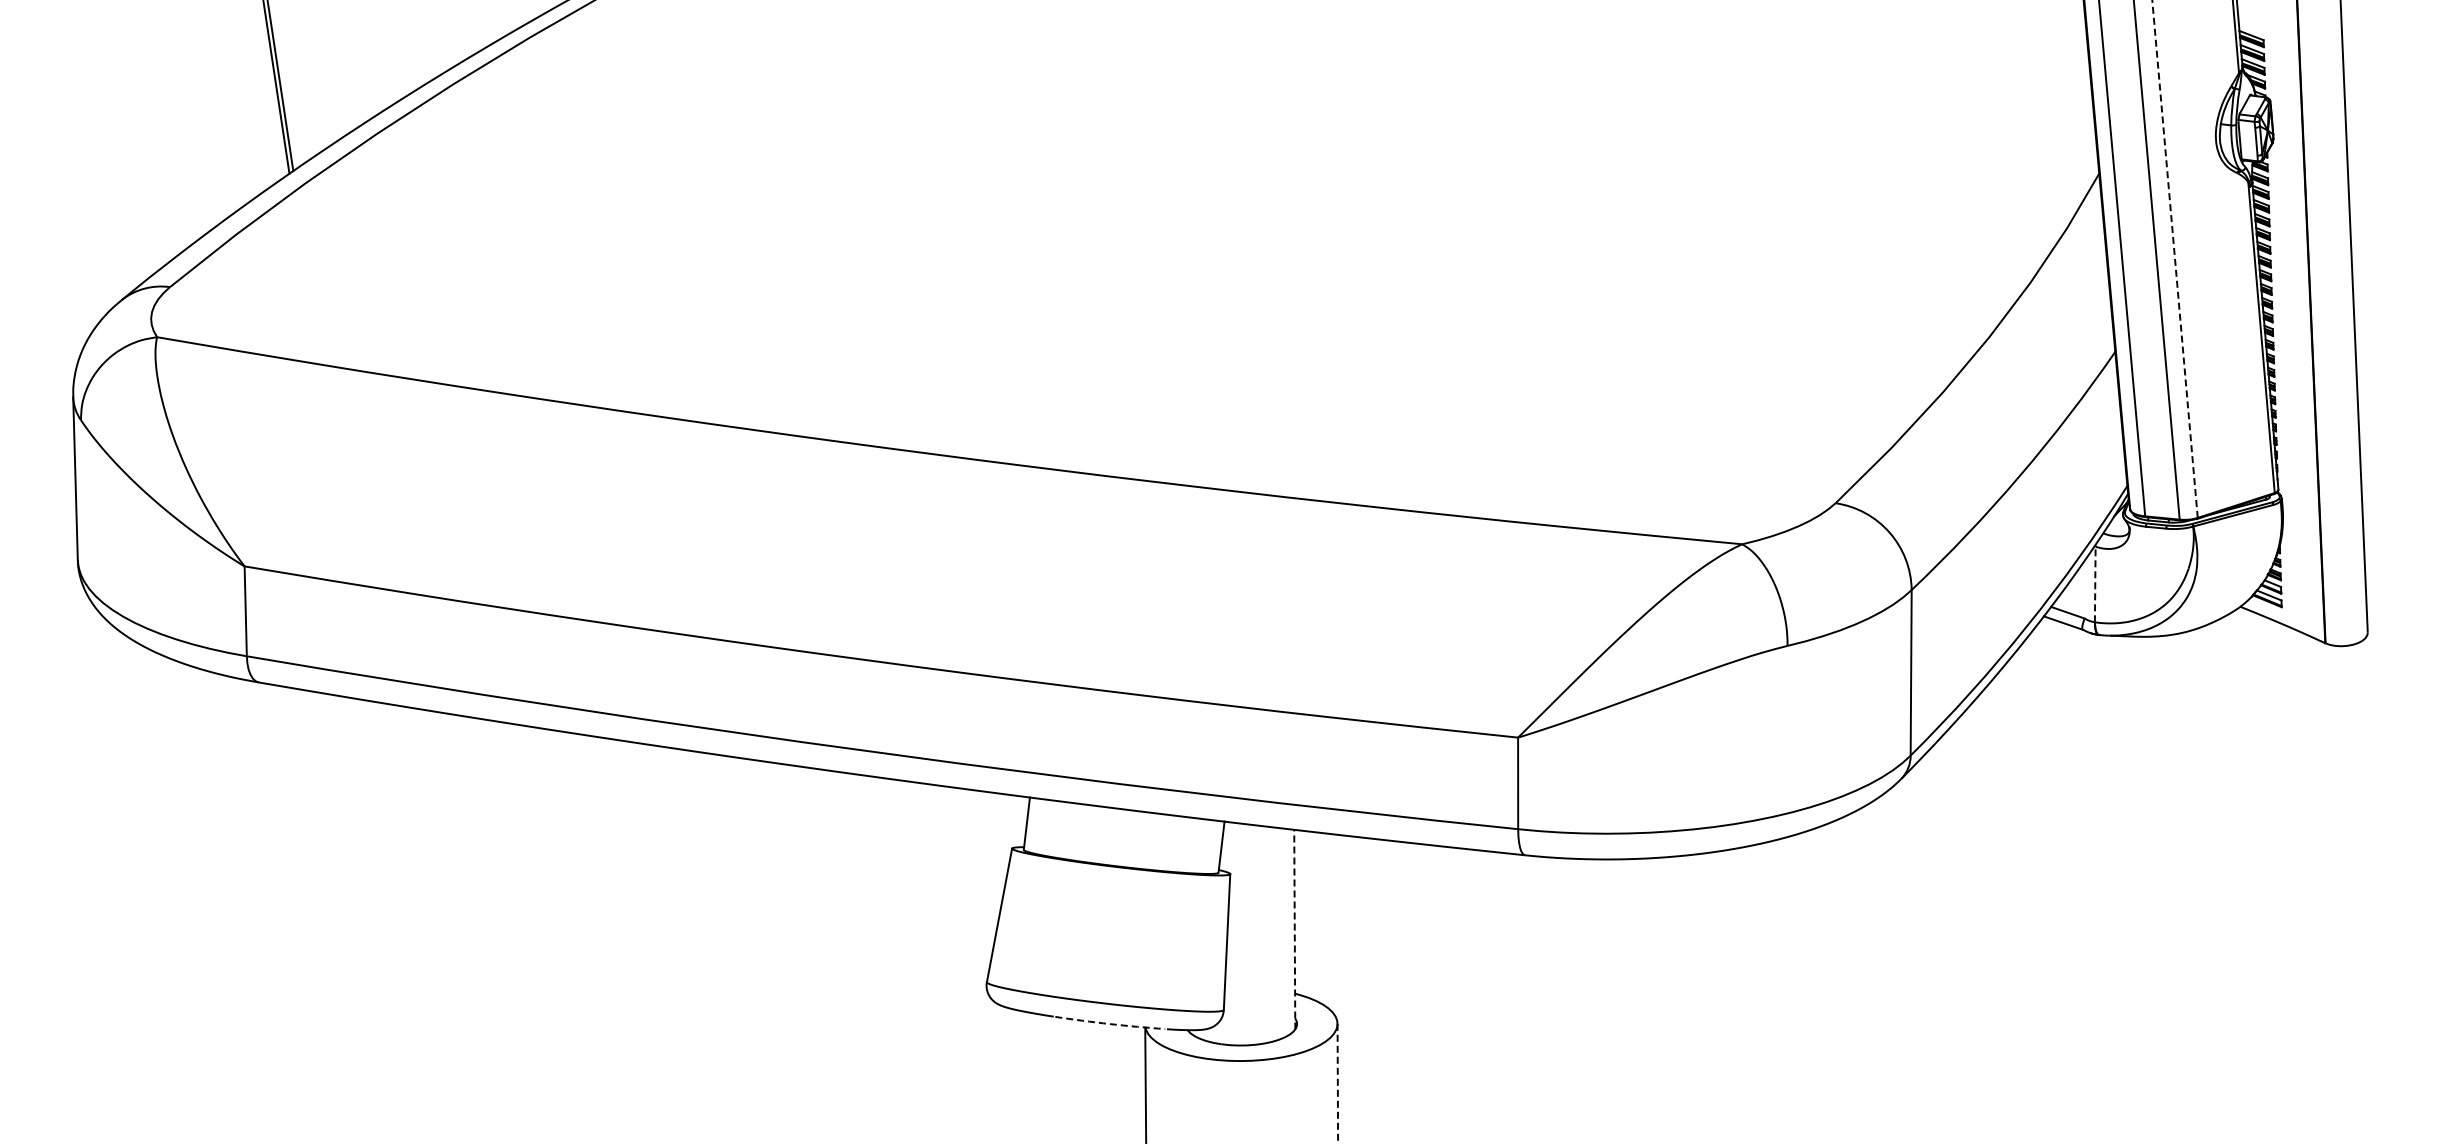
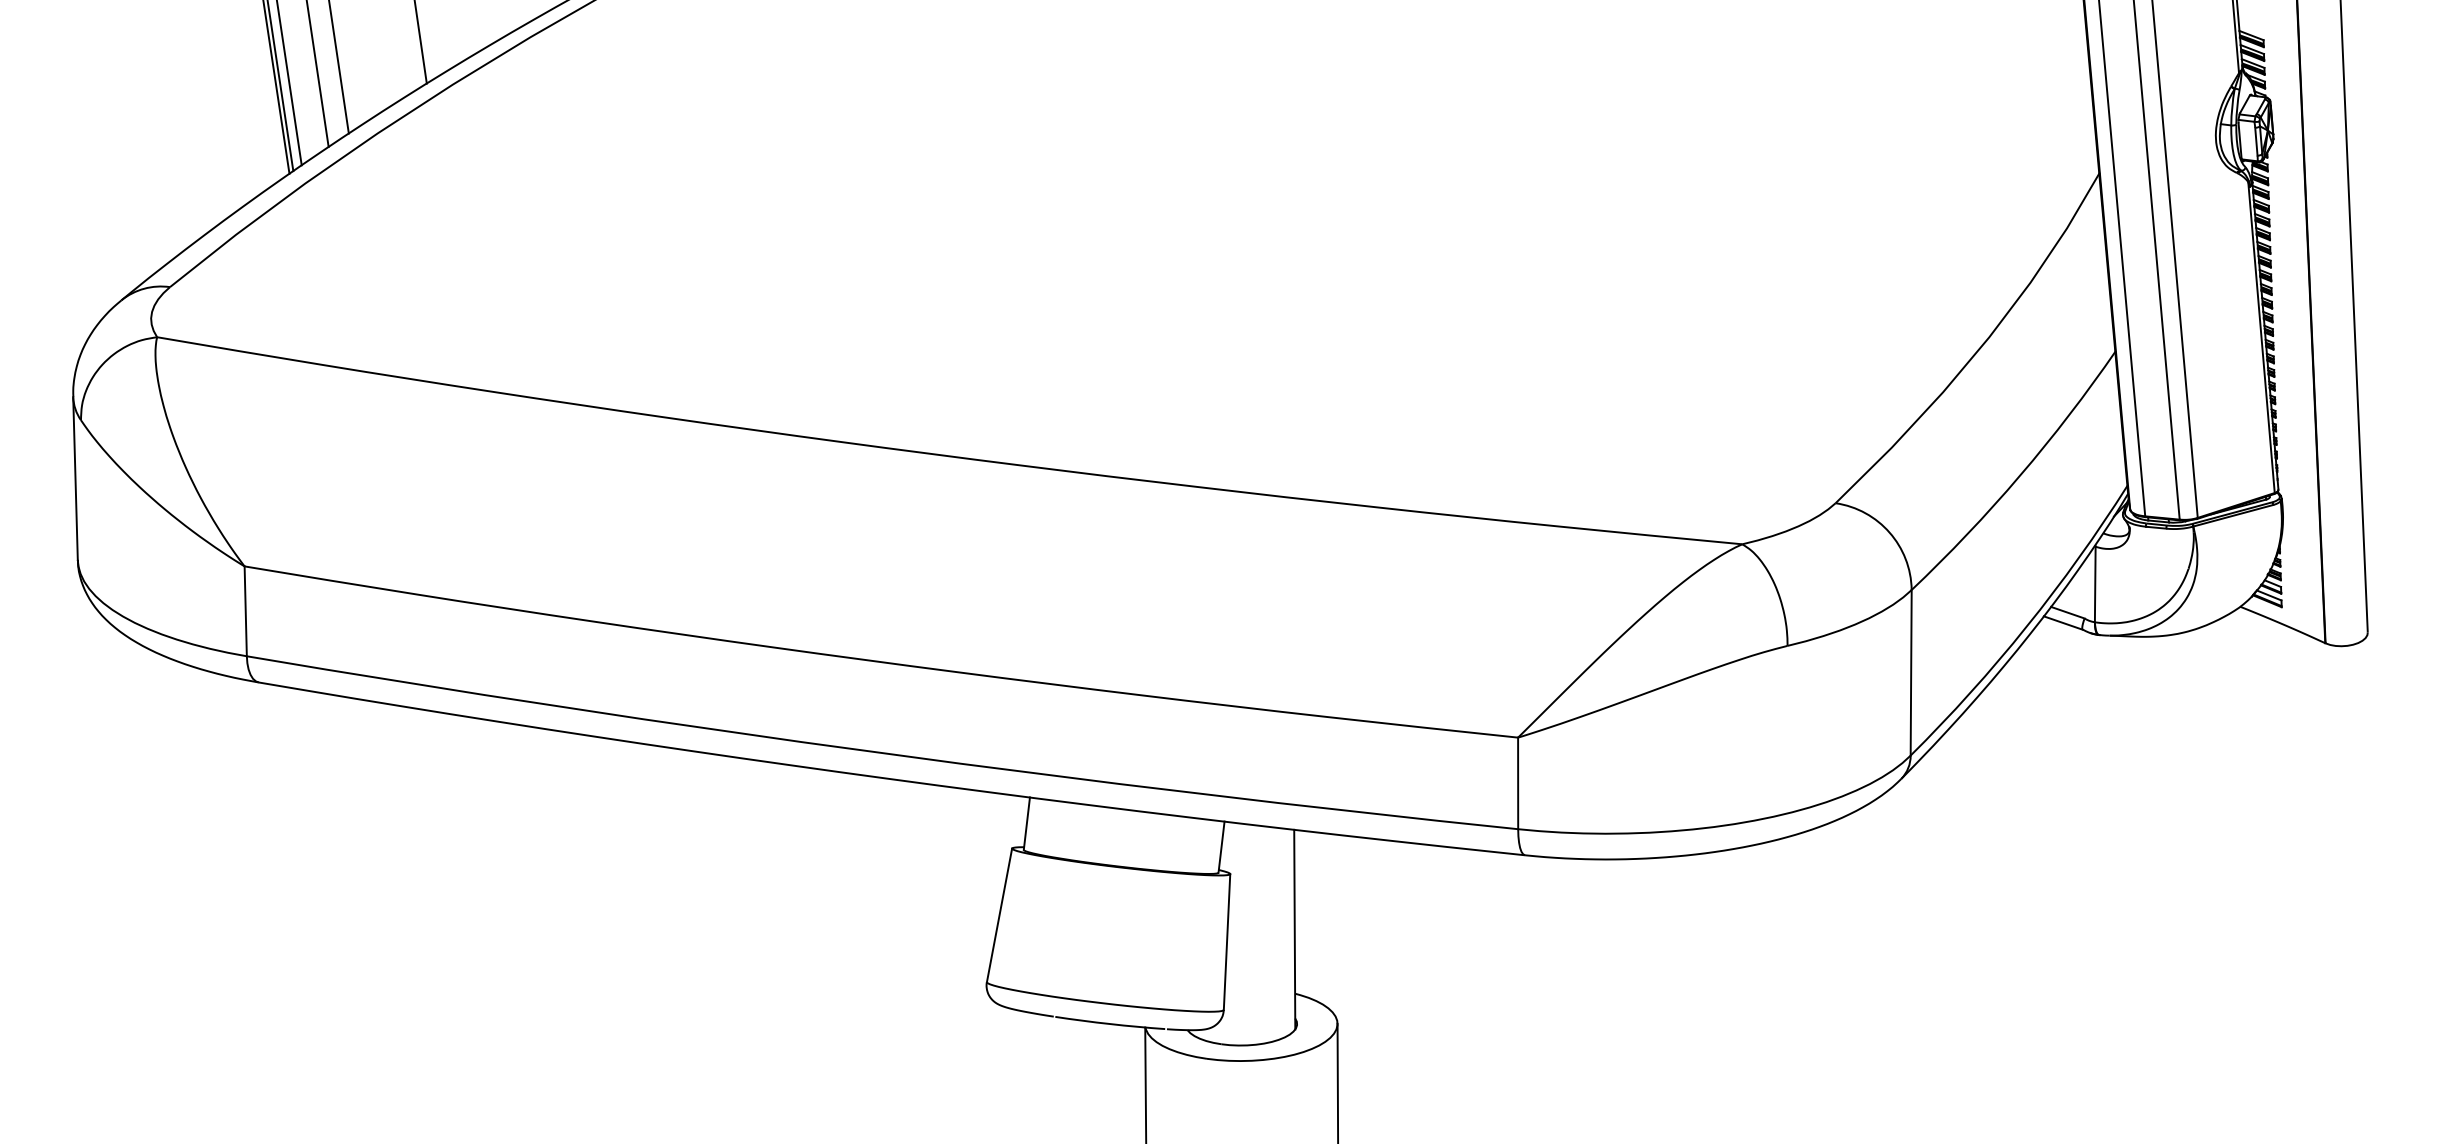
line: none -> present (420, 42)
line: none -> present (338, 67)
line: none -> present (317, 74)
line: none -> present (289, 83)
line: dashed -> solid (2175, 259)
line: dashed -> solid (2095, 584)
line: dashed -> solid (1294, 929)
arc: dashed -> solid (1110, 1024)
line: dashed -> solid (1337, 1083)
